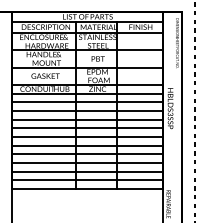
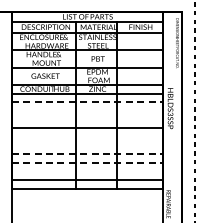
line: solid -> dashed (87, 102)
line: present -> none (86, 110)
line: present -> none (86, 119)
line: present -> none (86, 136)
line: present -> none (86, 145)
line: solid -> dashed (87, 154)
line: solid -> dashed (87, 162)
line: present -> none (86, 171)
